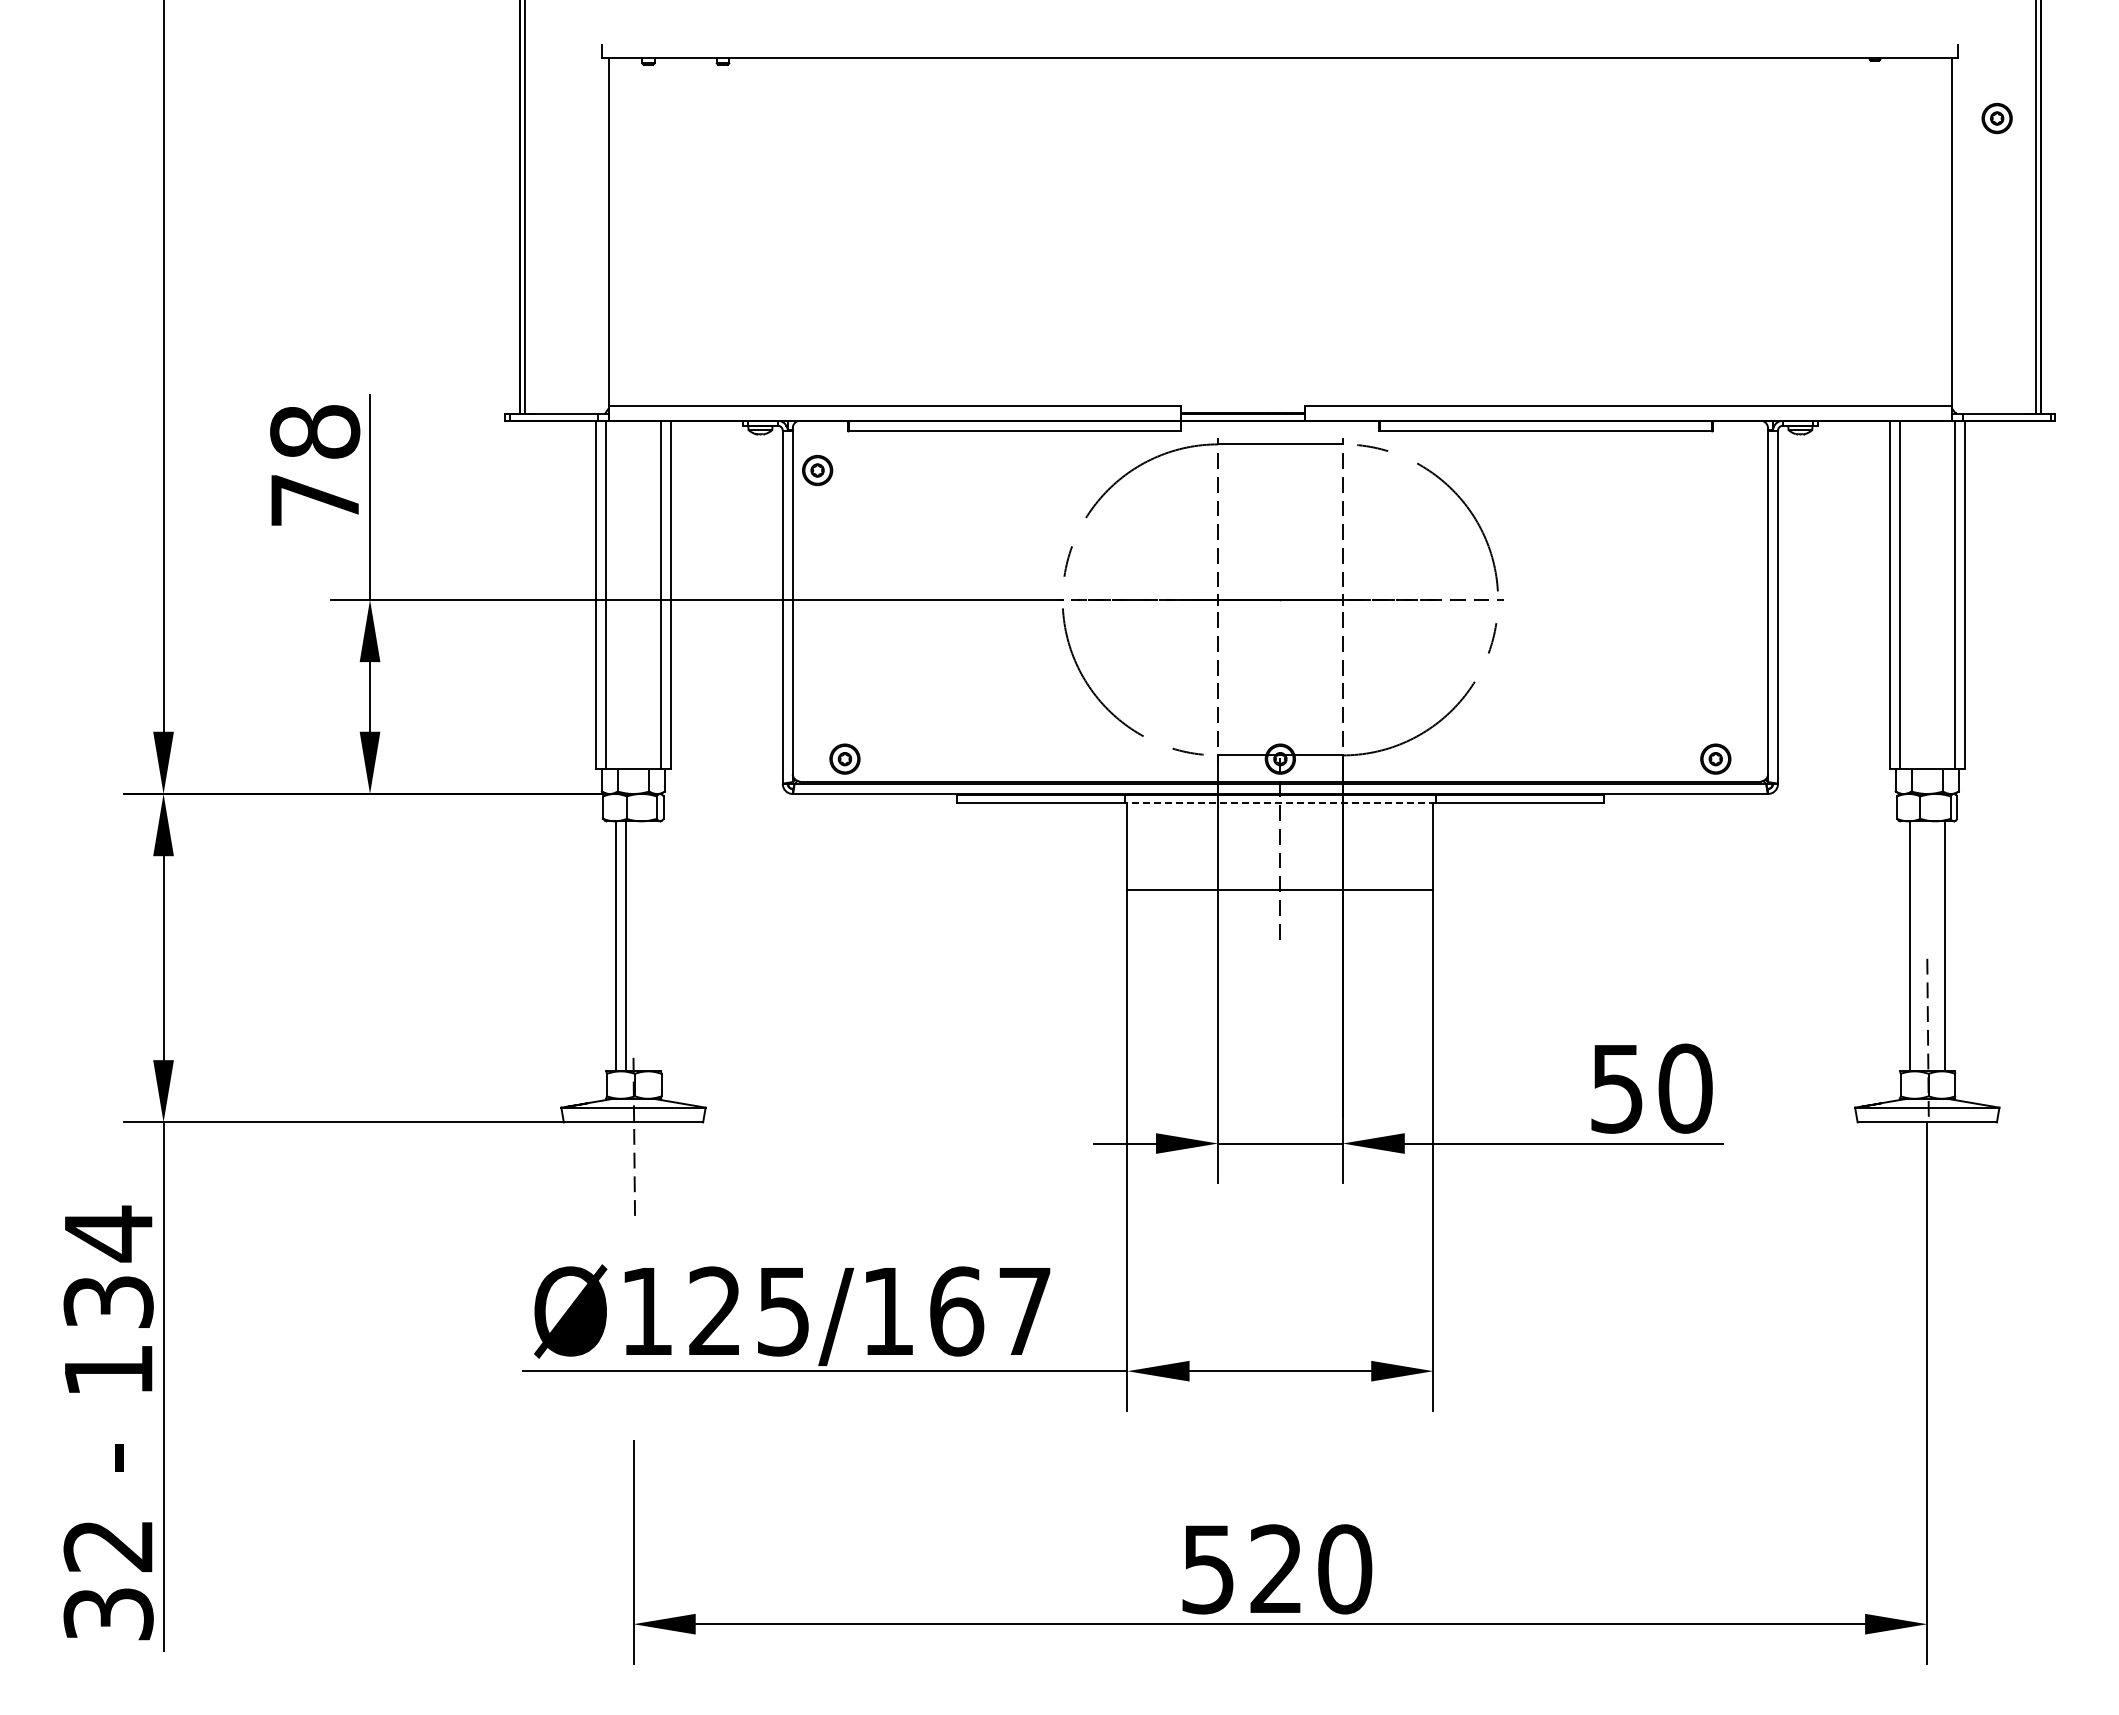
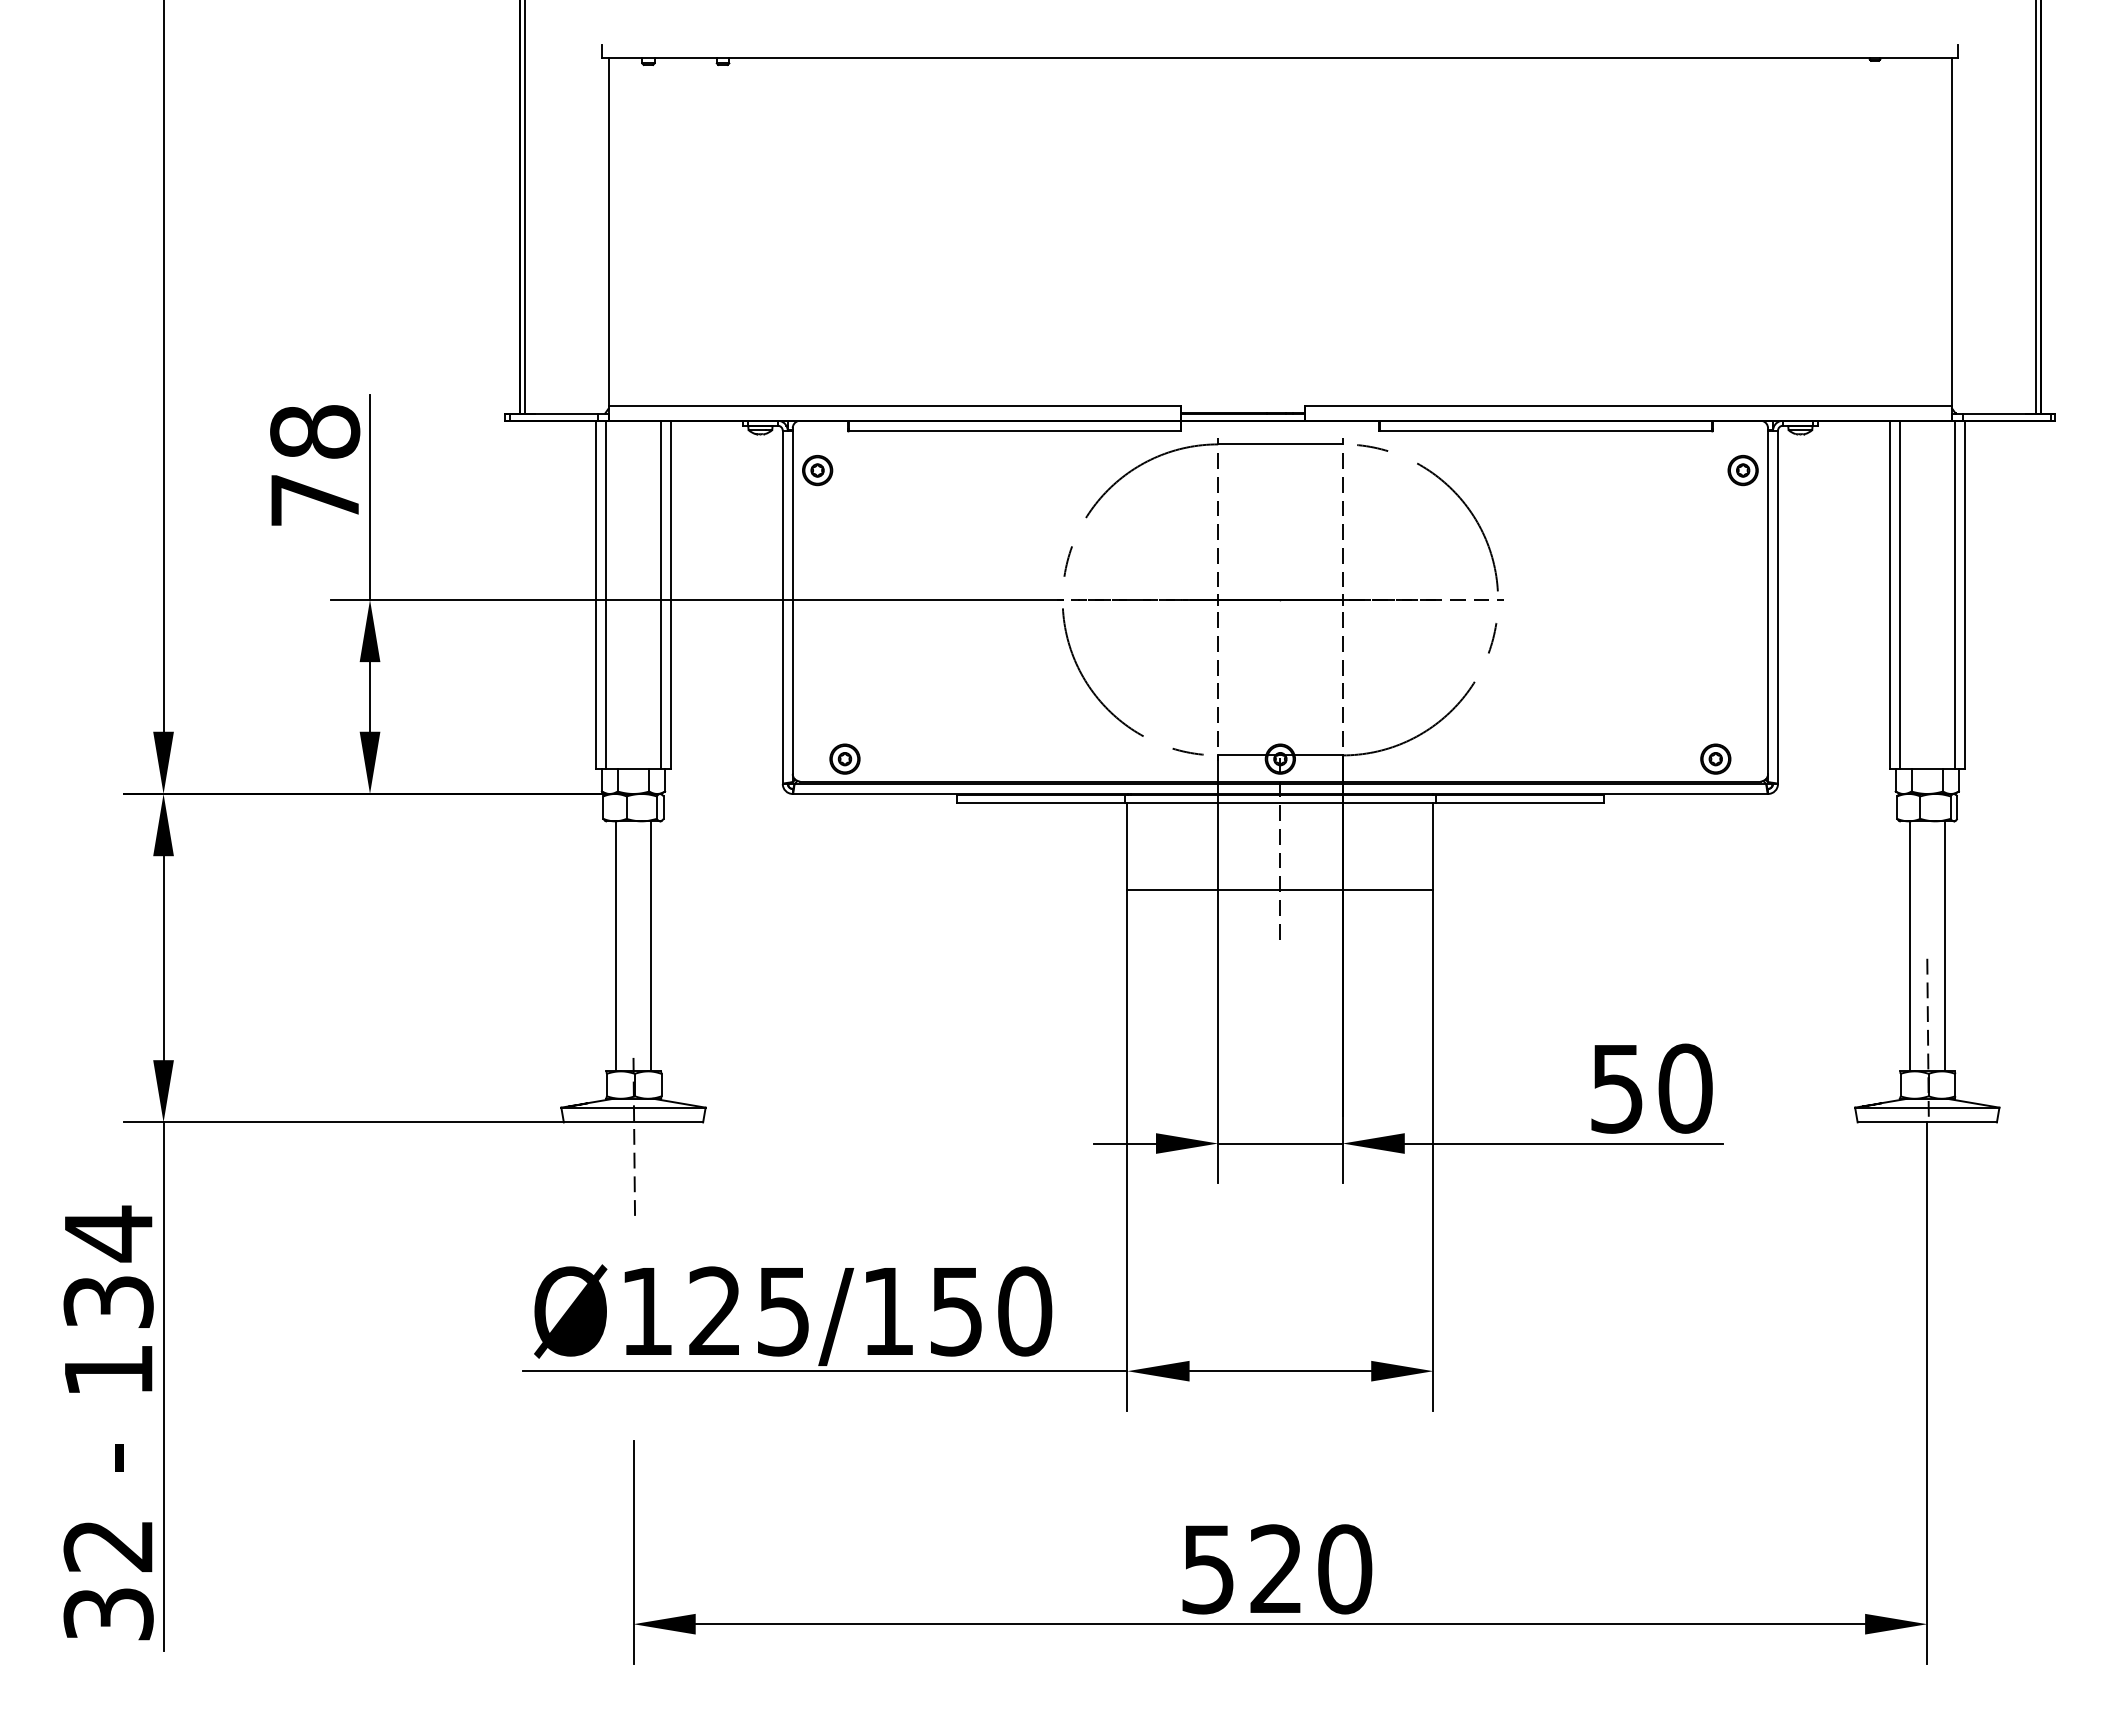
part position: (1996, 118) -> (1742, 470) (1742, 470)
line: dashed -> solid (1280, 802)
line position: (625, 946) -> (650, 946) (650, 946)
text: Ø125/167 -> Ø125/150 (991, 1311)
